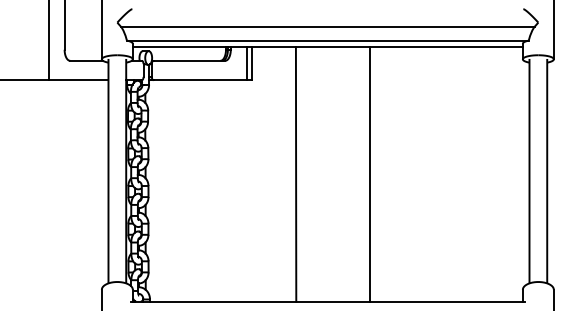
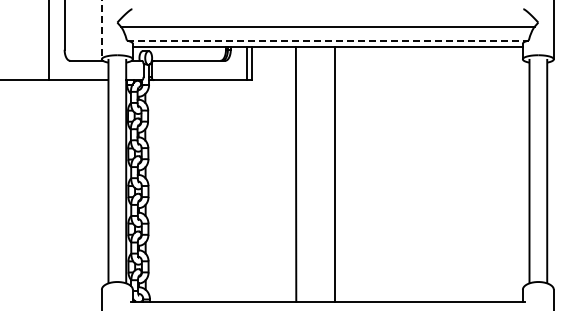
line: solid -> dashed (101, 29)
line: solid -> dashed (327, 40)
line position: (370, 174) -> (335, 174) (335, 174)
